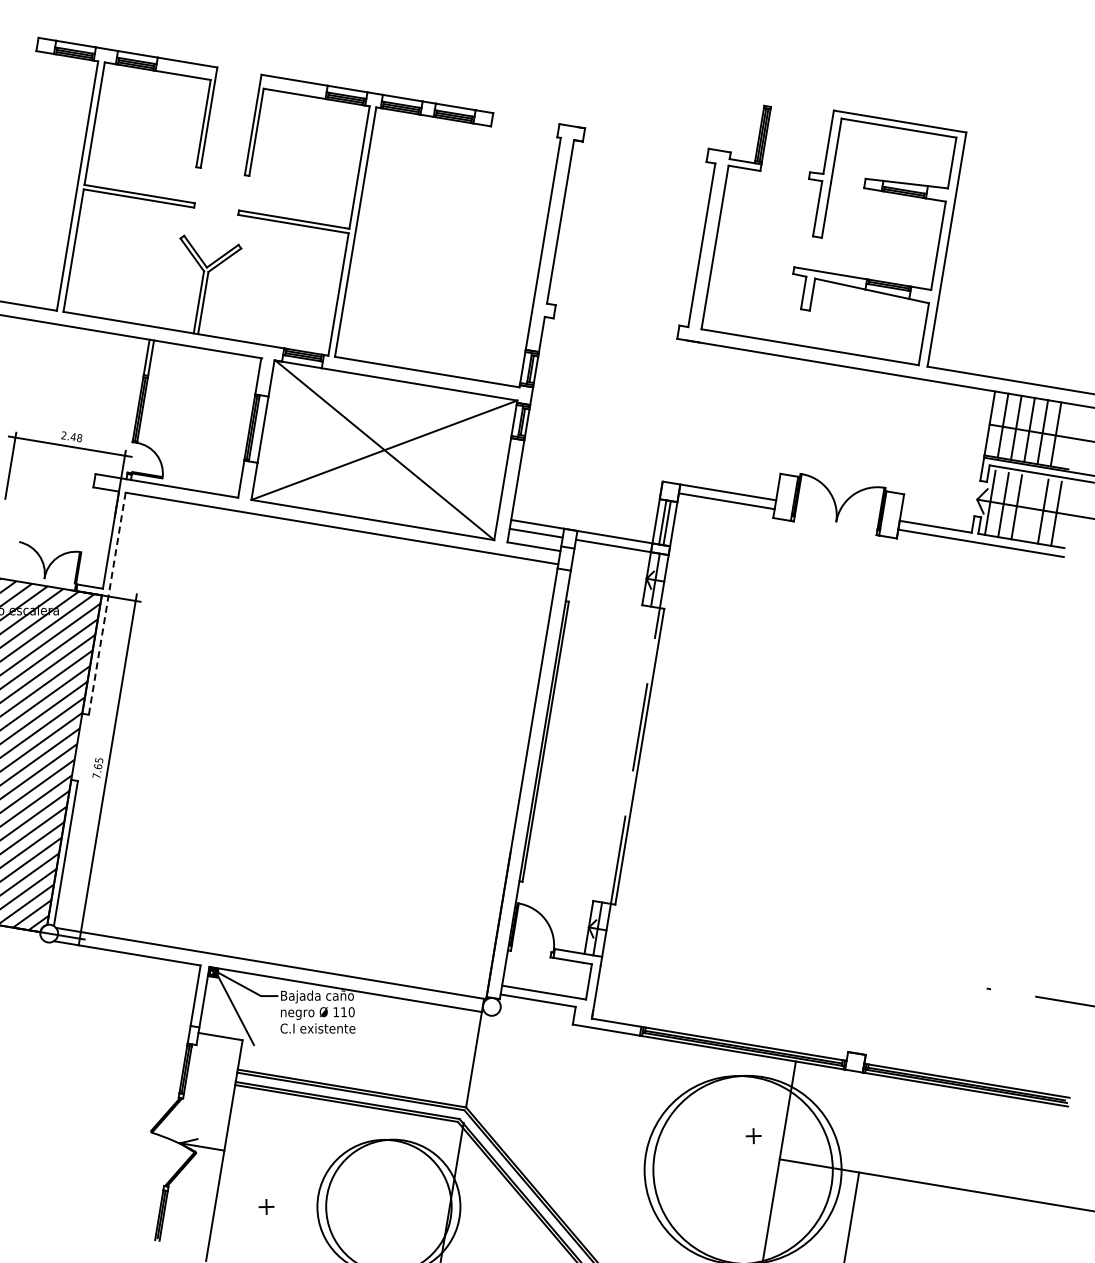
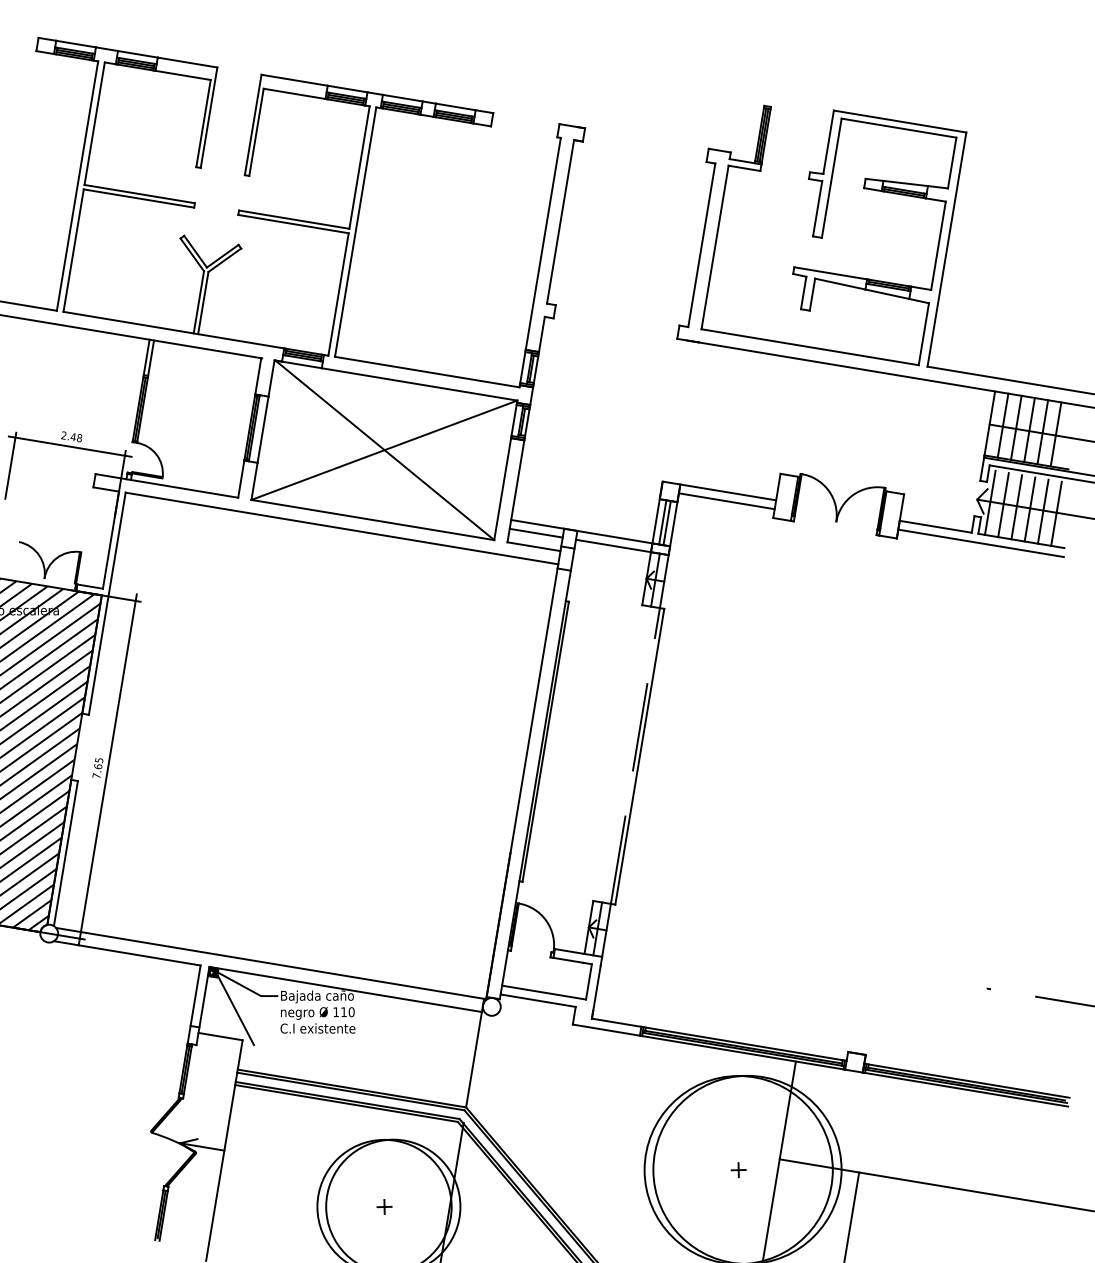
line: none -> present (1029, 509)
line: dashed -> solid (107, 603)
part position: (753, 1136) -> (738, 1170) (738, 1170)
part position: (266, 1206) -> (384, 1206) (384, 1206)
